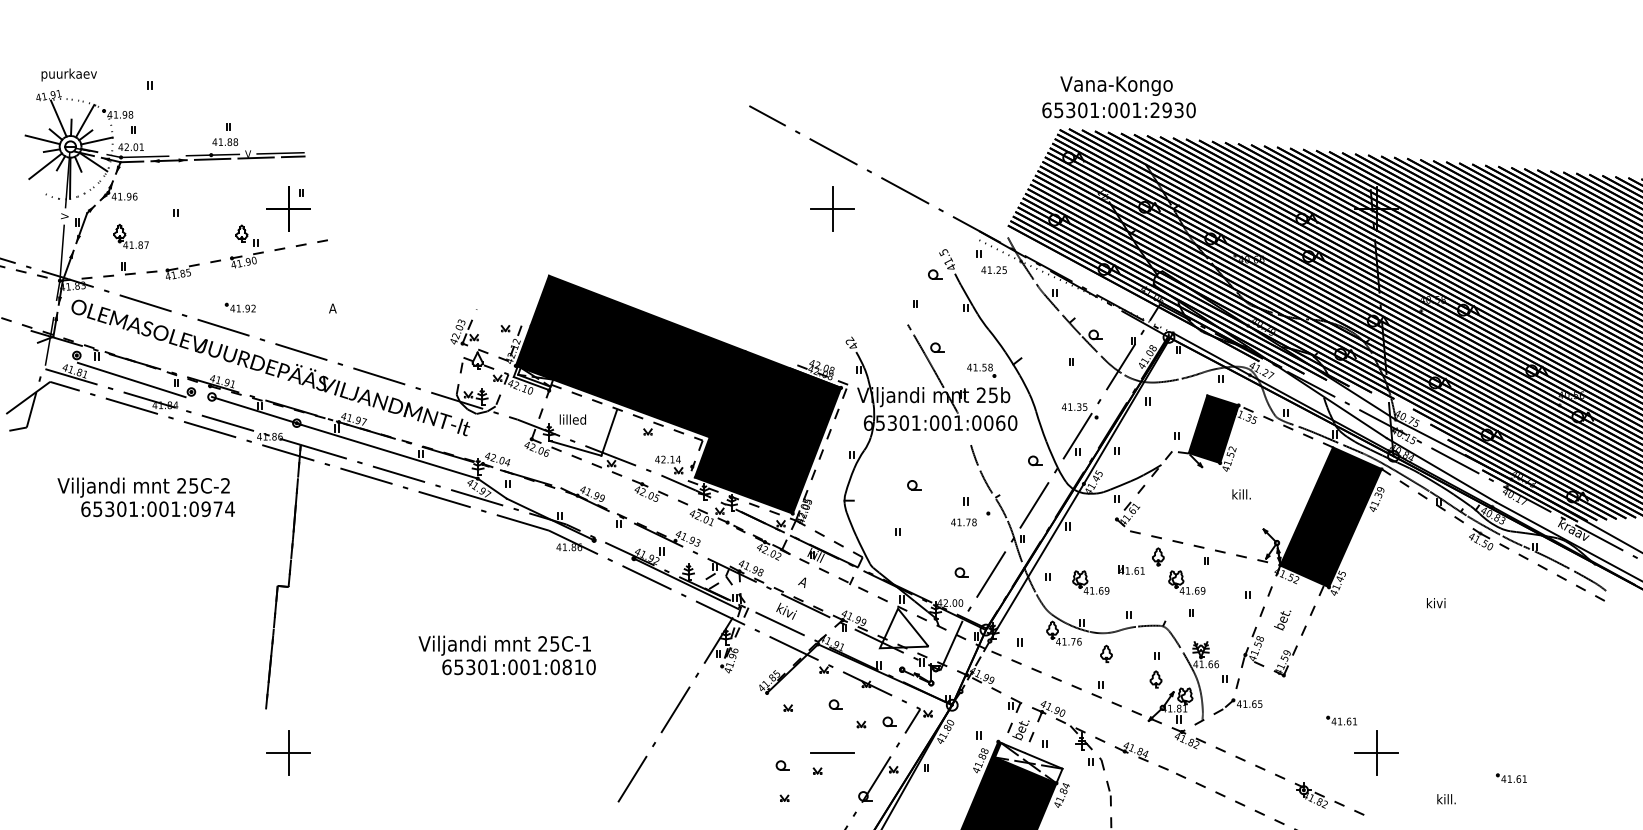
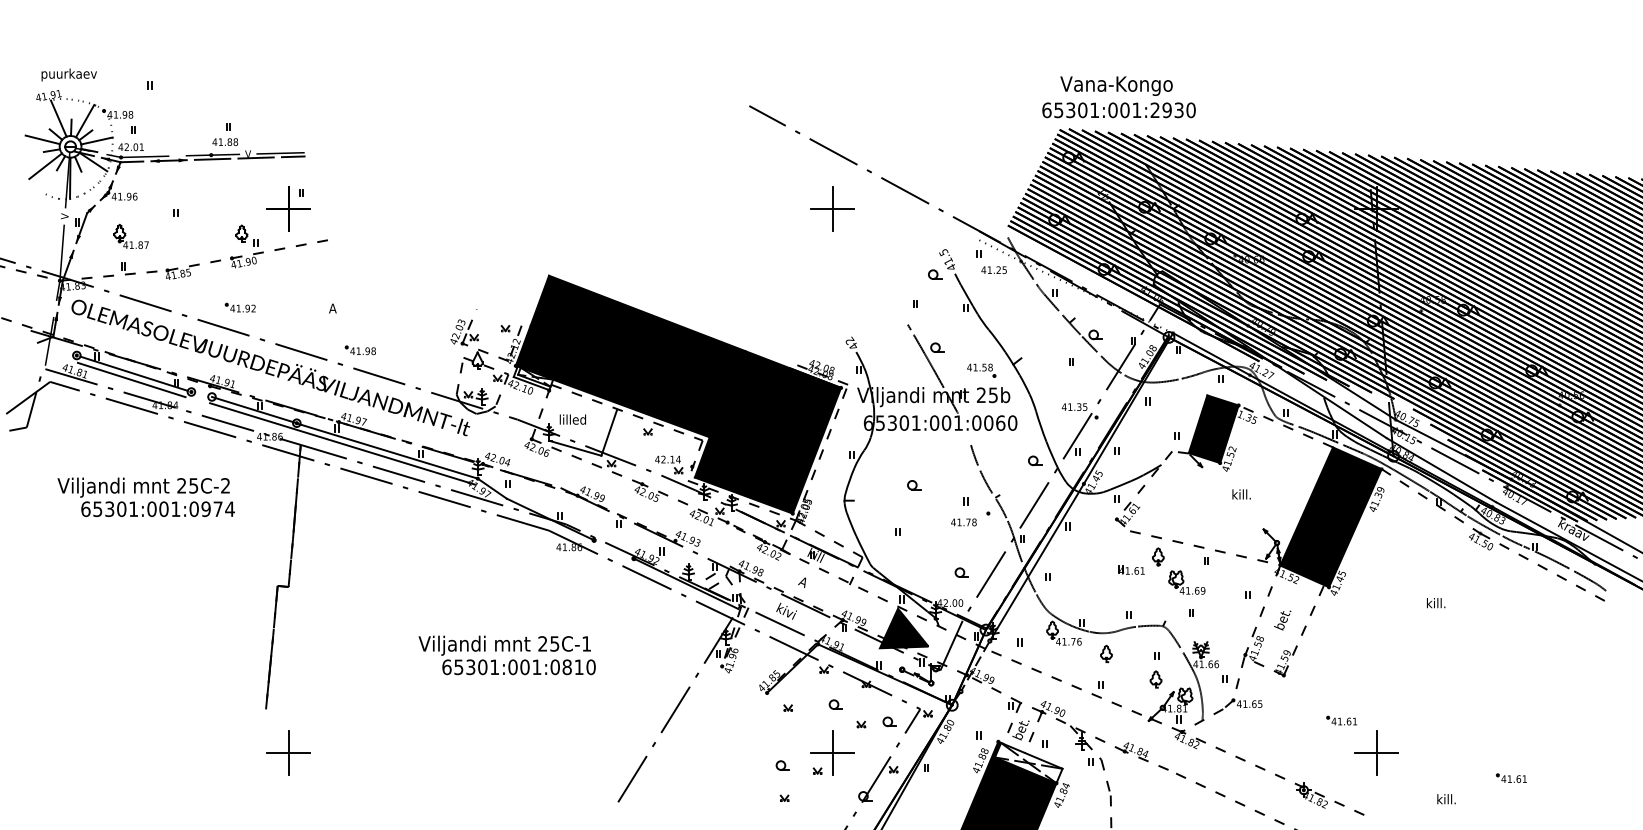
part: none -> present (359, 350)
line: none -> present (133, 373)
line: none -> present (342, 443)
part: present -> none (1090, 582)
text: kivi -> kill. (1440, 603)
fill: none -> present (903, 628)
line: none -> present (832, 753)
